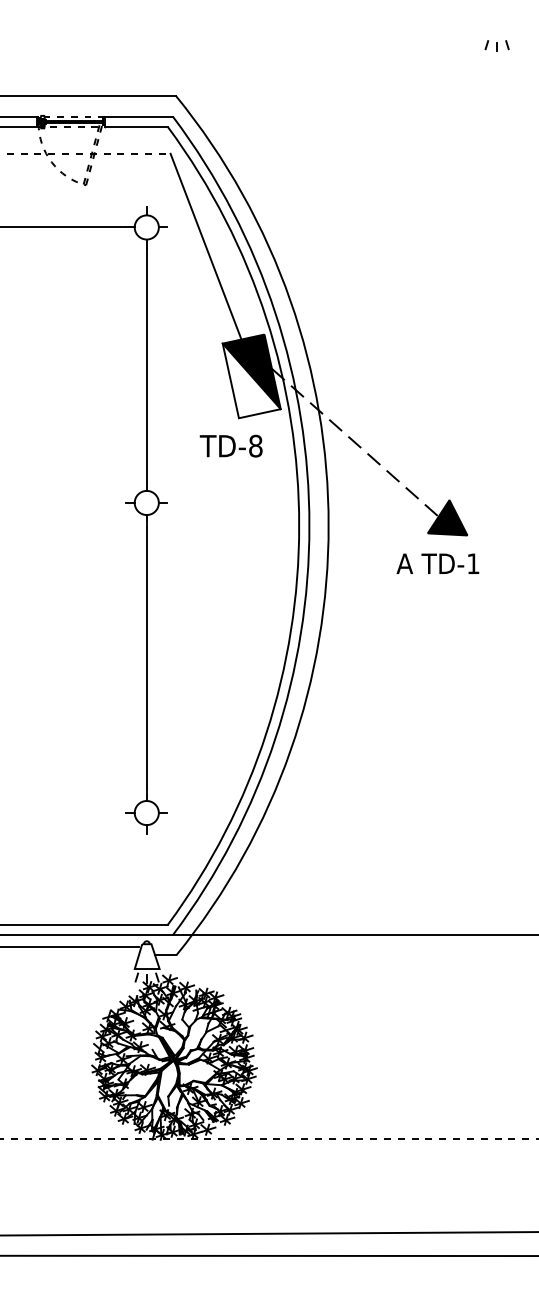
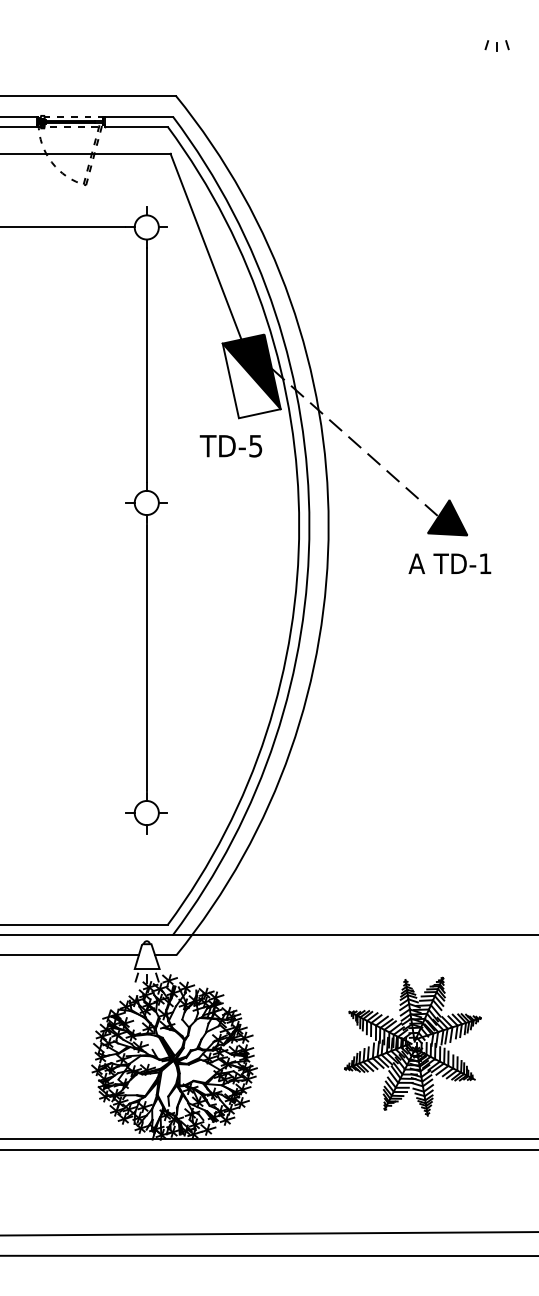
line: dashed -> solid (85, 153)
text: TD-8 -> TD-5 (255, 445)
text position: (437, 563) -> (449, 563) (449, 563)
line position: (70, 947) -> (70, 955) (70, 955)
part: none -> present (412, 1046)
line: dashed -> solid (269, 1139)
line: none -> present (268, 1149)
